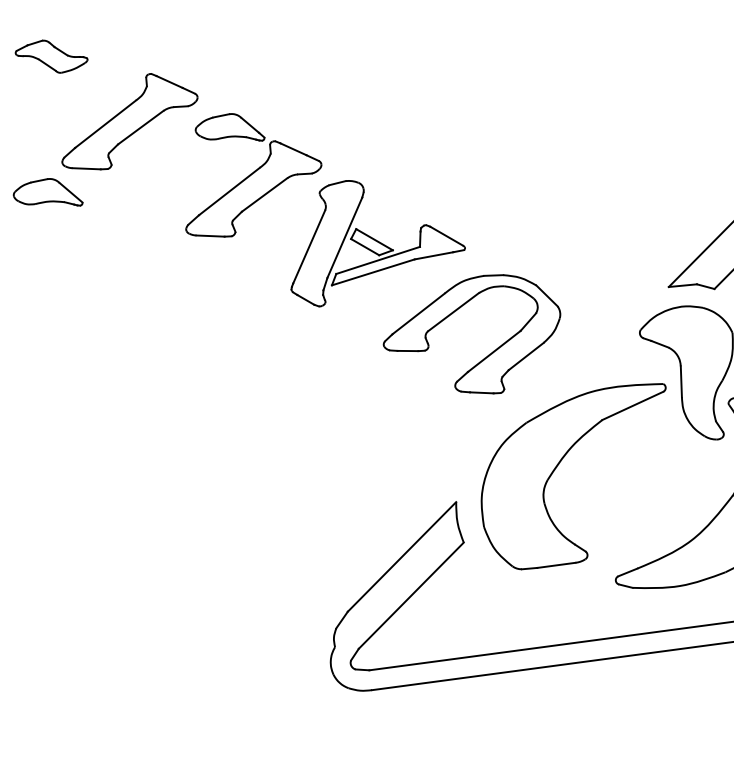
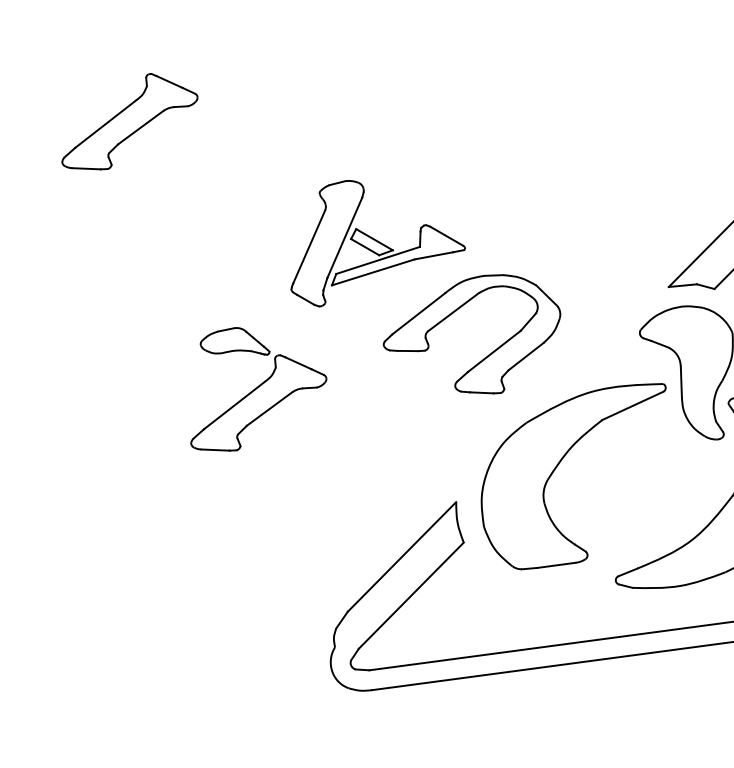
part: present -> none (51, 56)
part position: (253, 175) -> (258, 389) (258, 389)
part: present -> none (47, 192)
